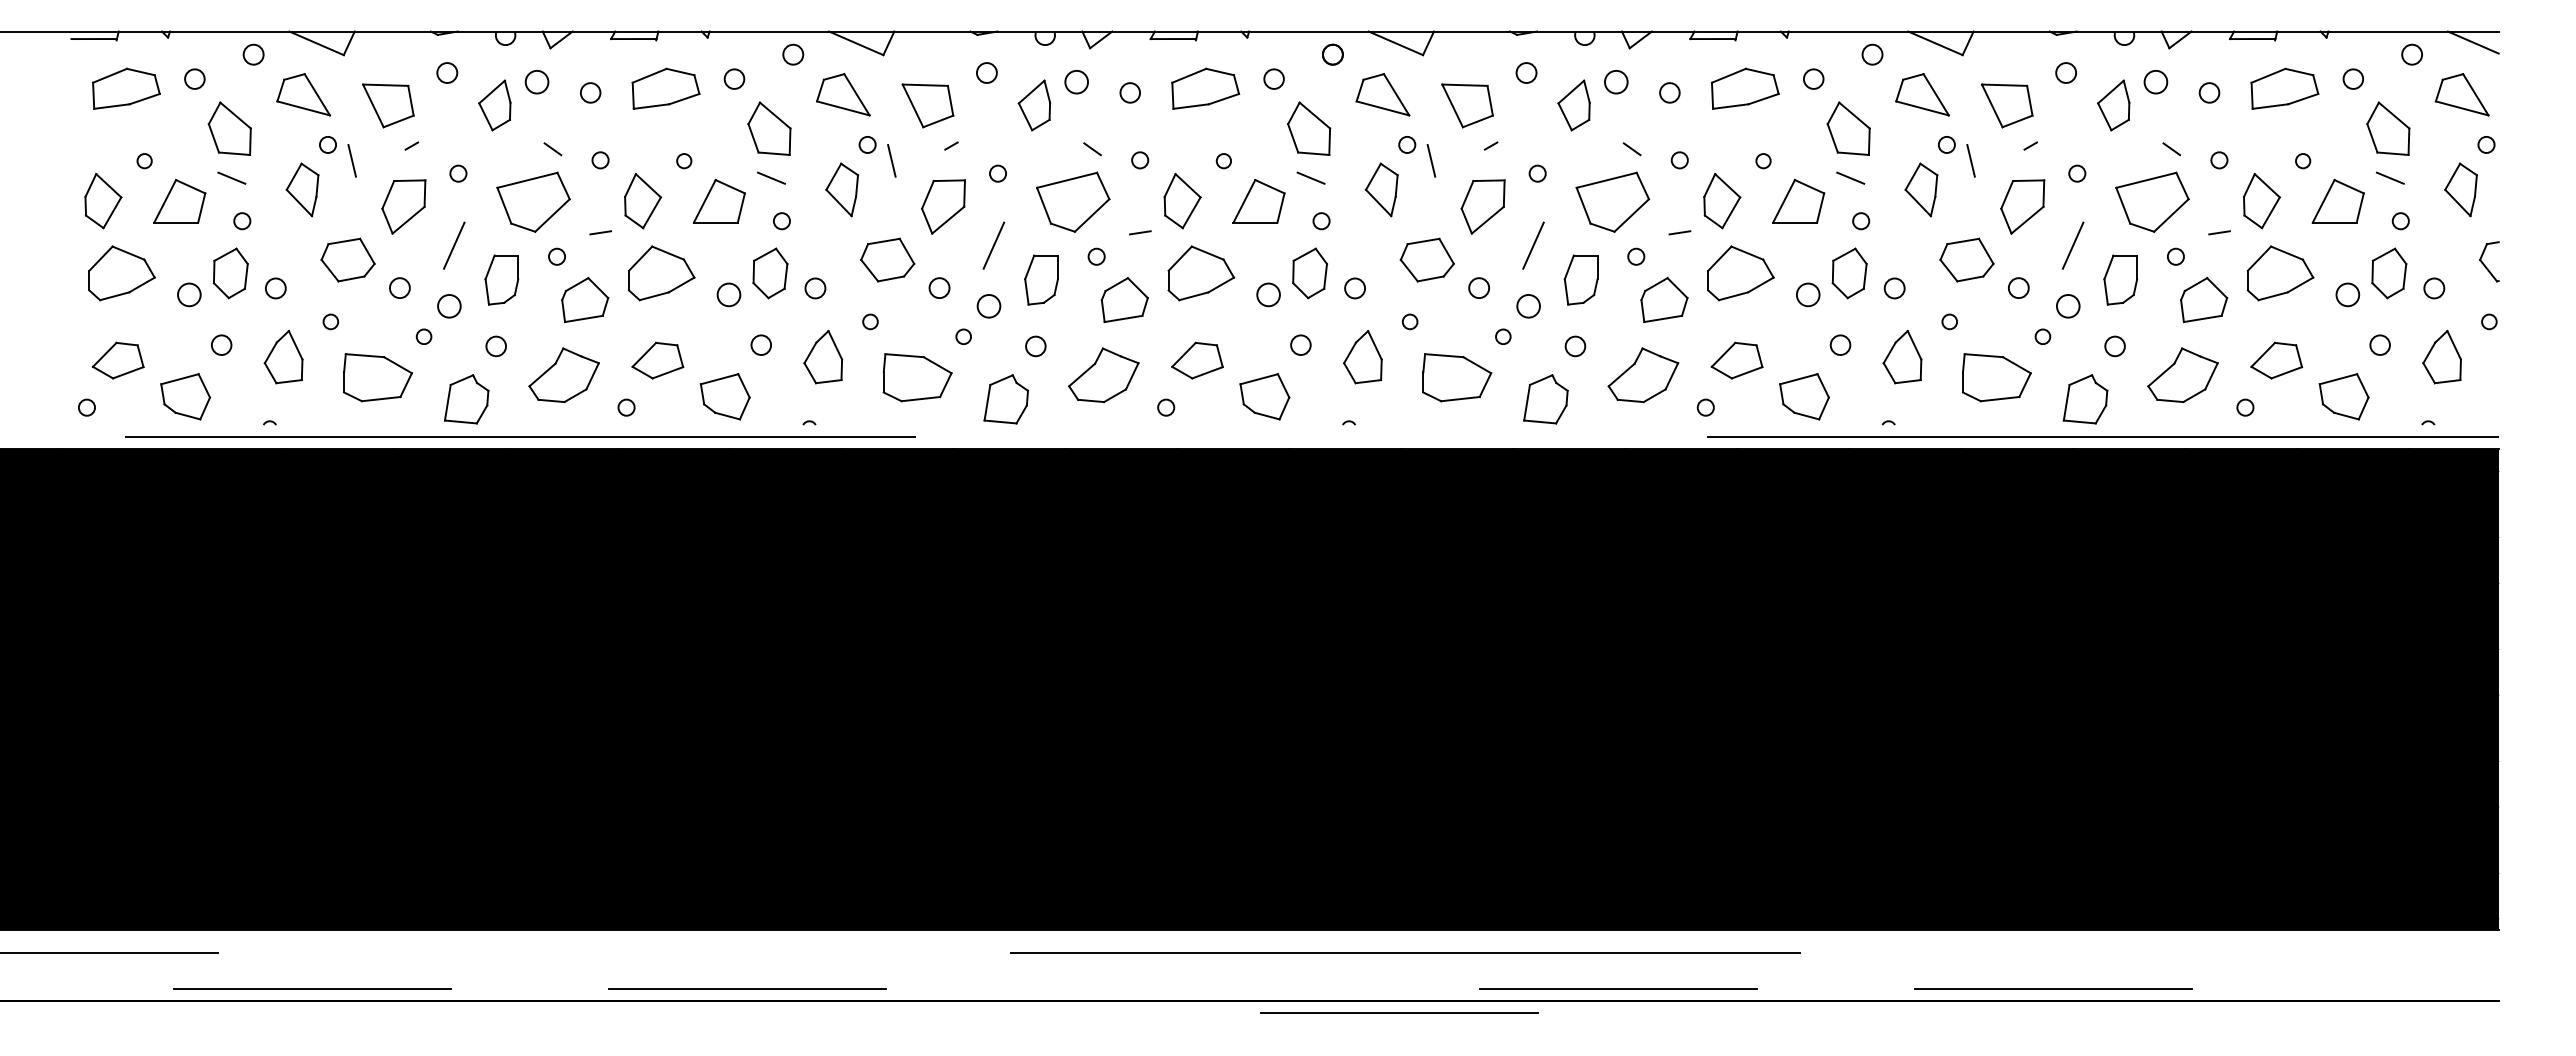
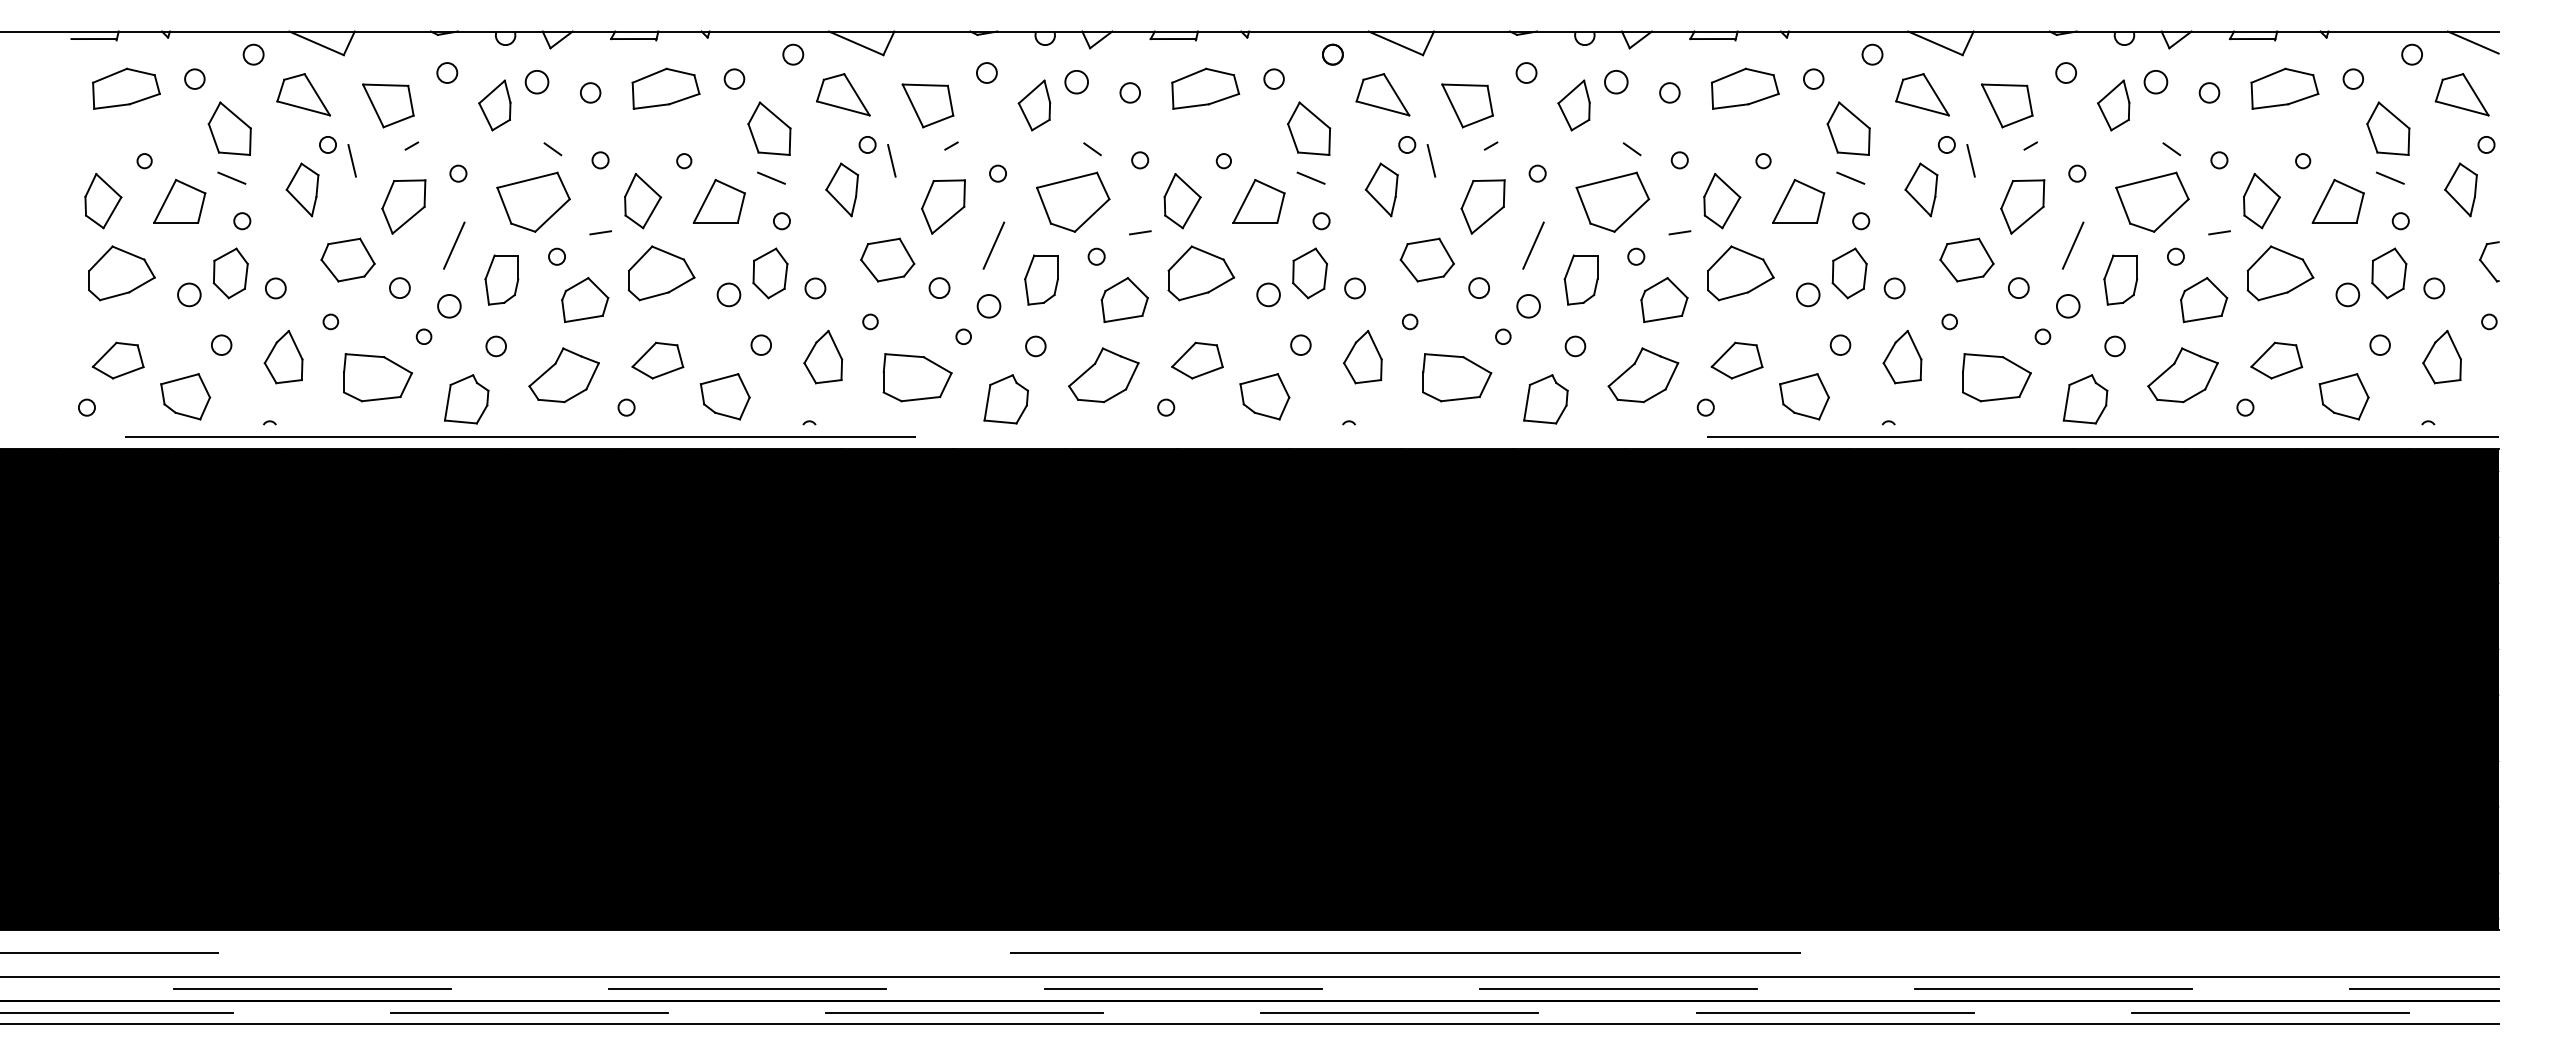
line: none -> present (1250, 976)
line: none -> present (1182, 988)
line: none -> present (2424, 988)
line: none -> present (117, 1012)
line: none -> present (529, 1012)
line: none -> present (964, 1012)
line: none -> present (1834, 1012)
line: none -> present (2270, 1012)
line: none -> present (1250, 1024)
